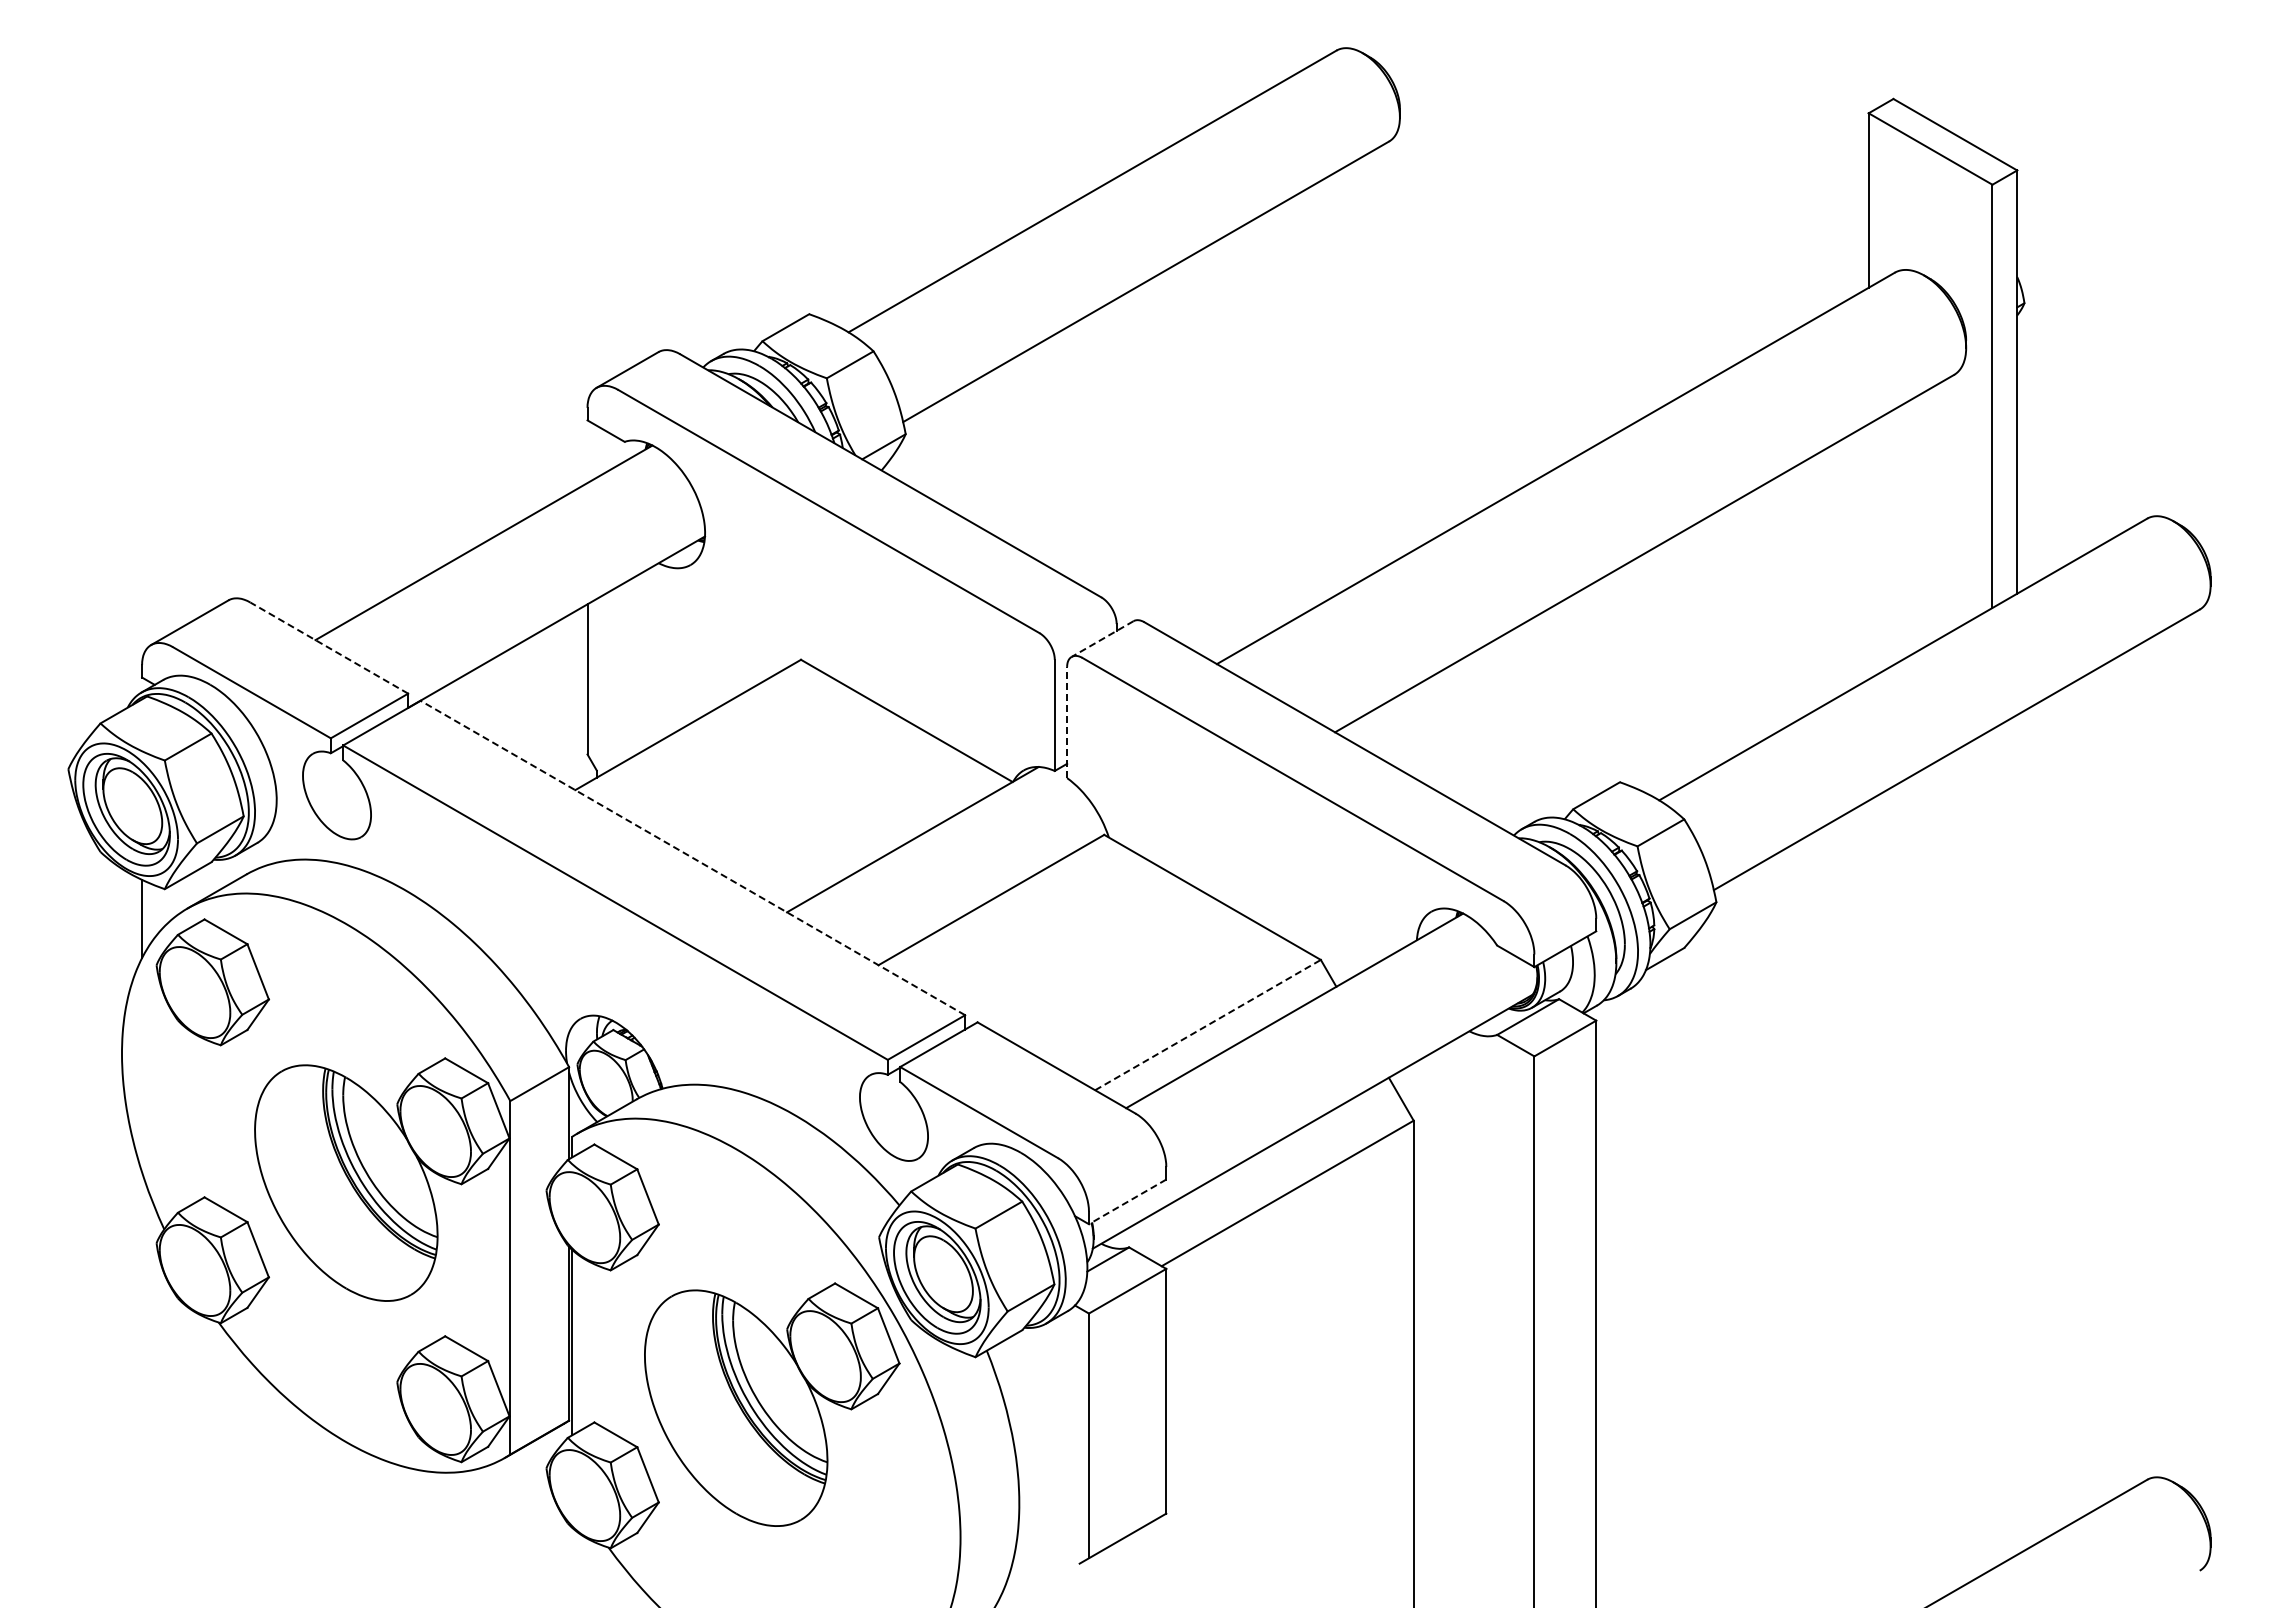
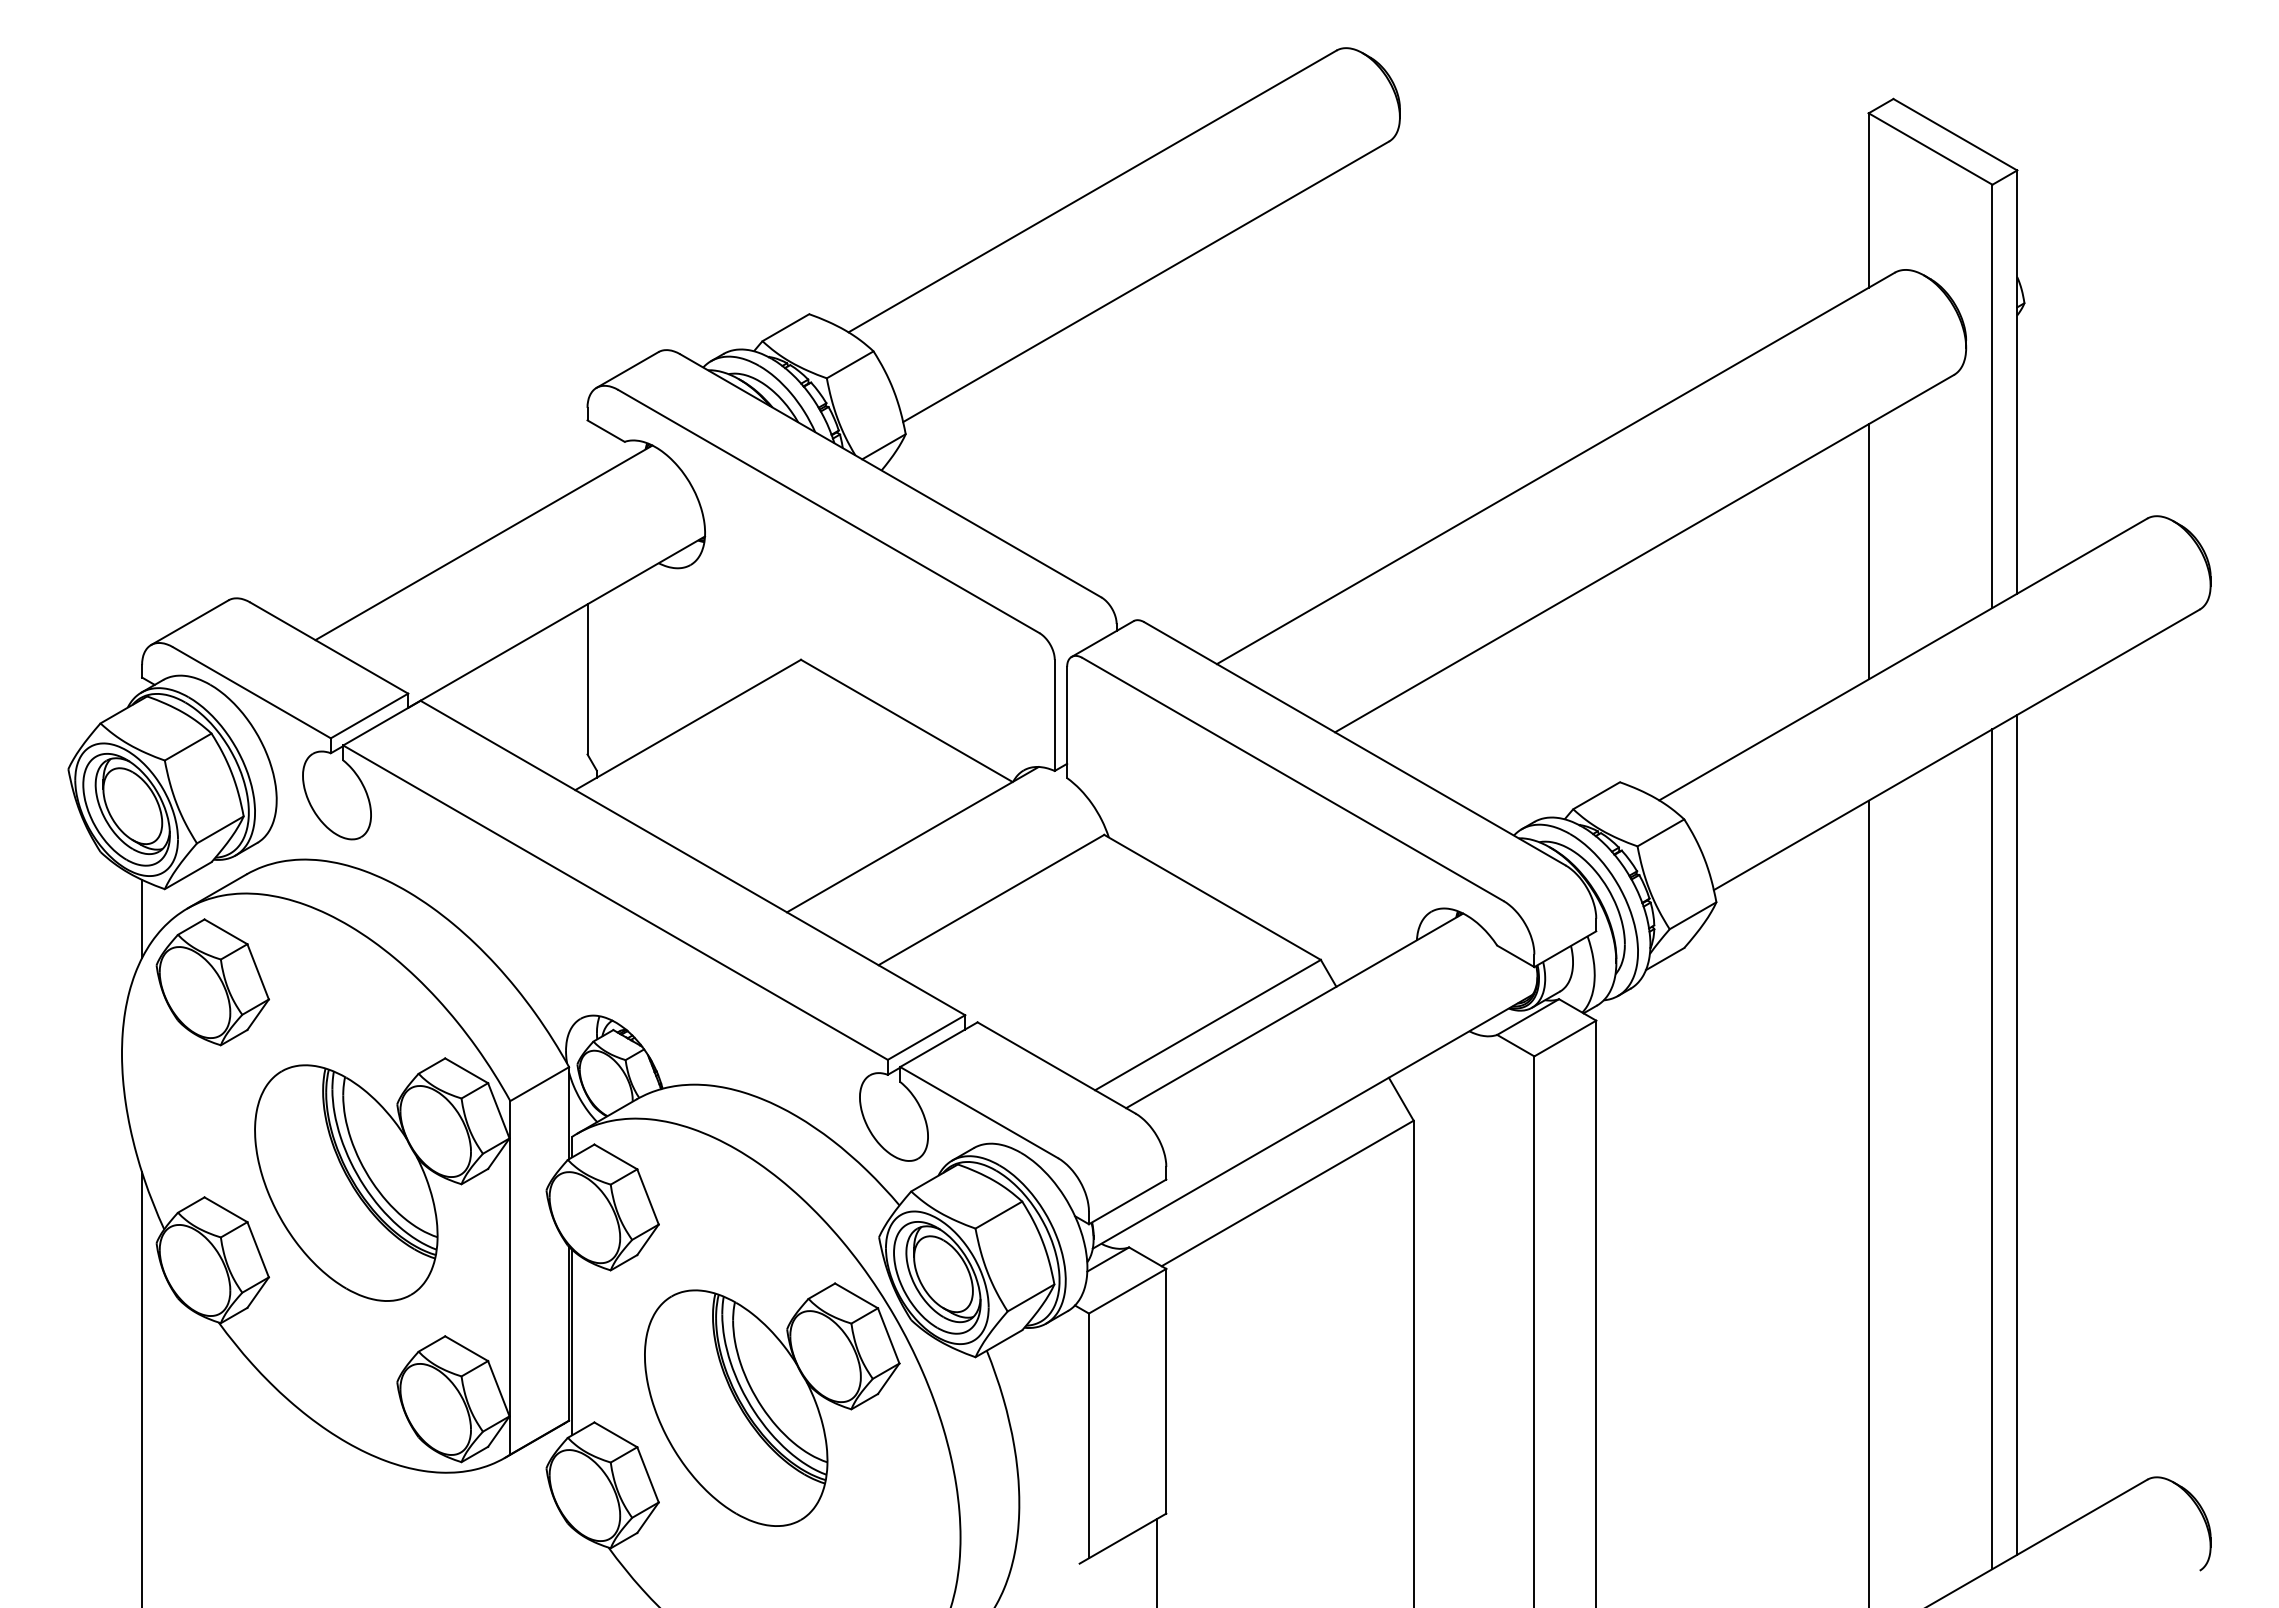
line: none -> present (1868, 551)
line: dashed -> solid (1102, 639)
line: dashed -> solid (328, 647)
line: dashed -> solid (1067, 722)
line: dashed -> solid (692, 857)
line: dashed -> solid (1208, 1024)
line: none -> present (2017, 1134)
line: none -> present (1992, 1149)
line: dashed -> solid (1127, 1201)
line: none -> present (1868, 1202)
line: none -> present (142, 1388)
line: none -> present (1157, 1561)
